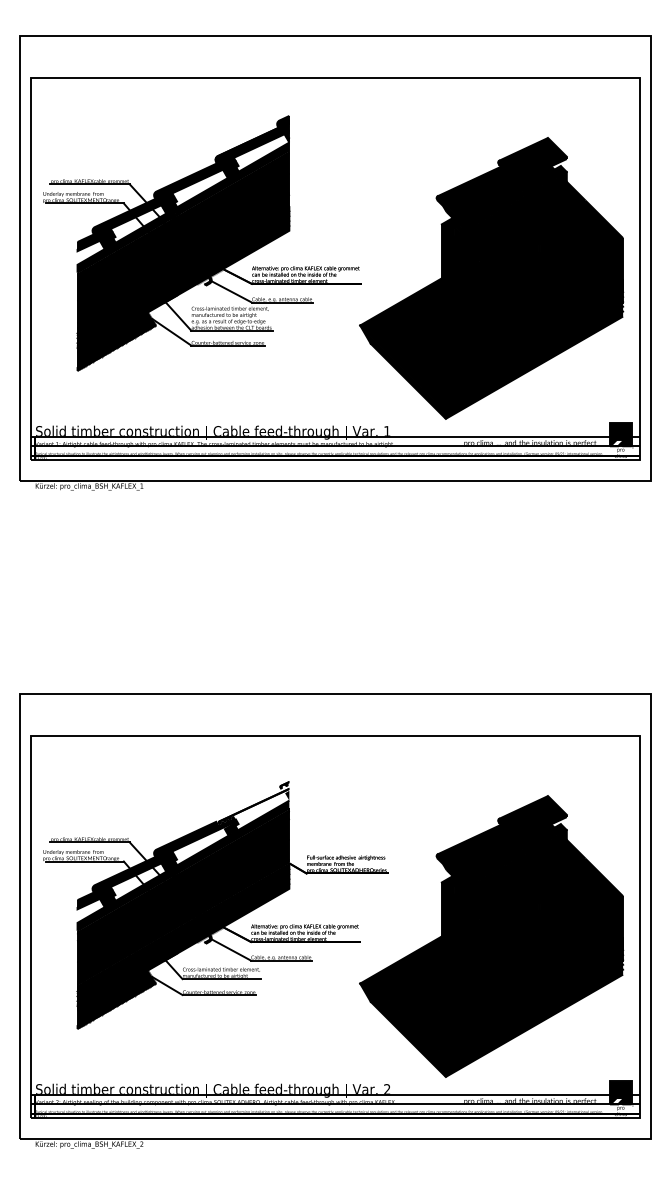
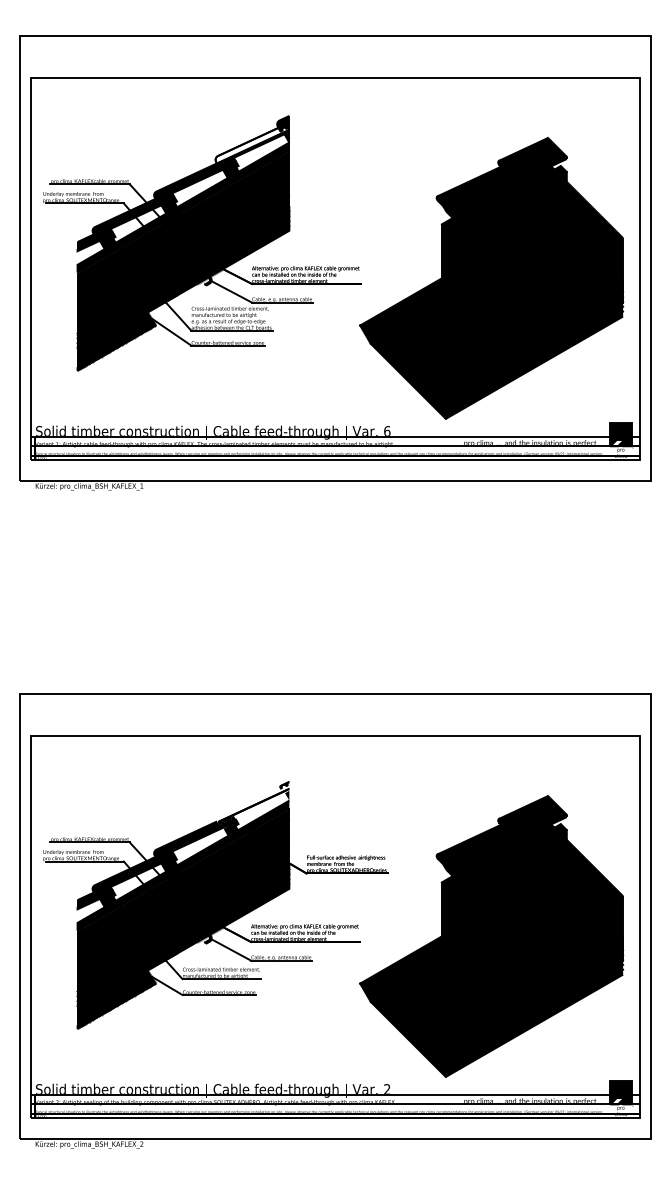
fill: present -> none (252, 145)
text: 1 -> 6 (387, 430)
